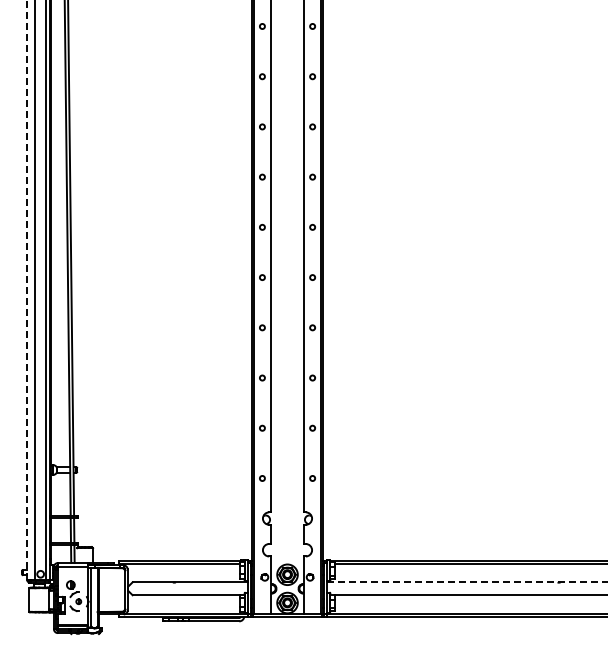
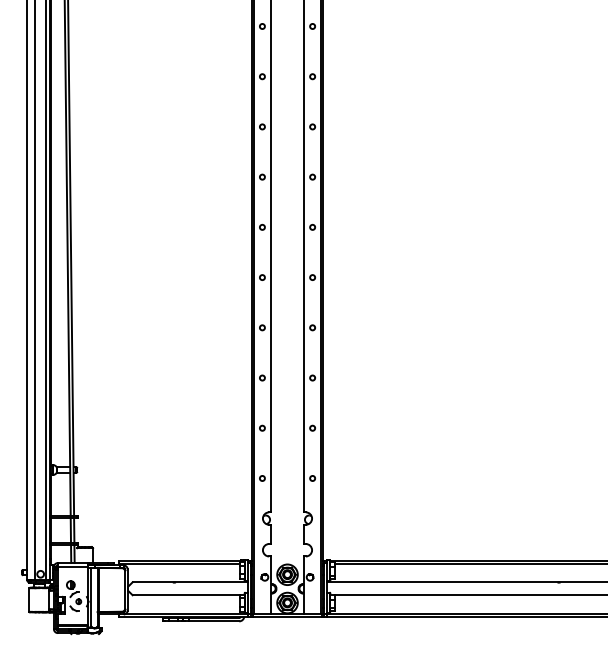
line: dashed -> solid (27, 290)
line: dashed -> solid (467, 582)
